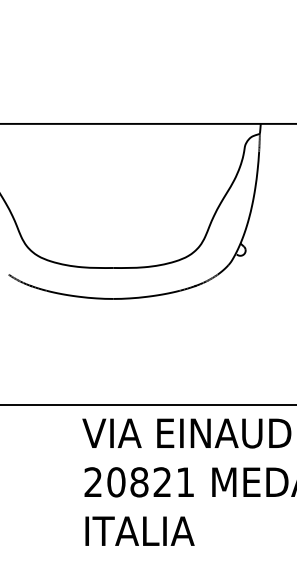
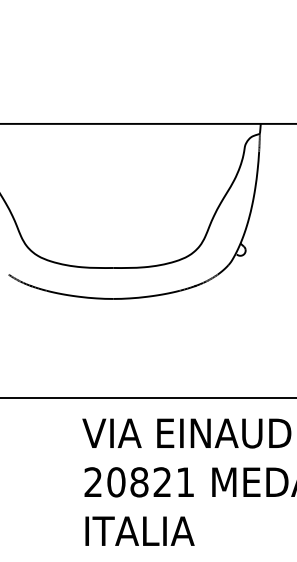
line position: (147, 404) -> (147, 397) (147, 397)
